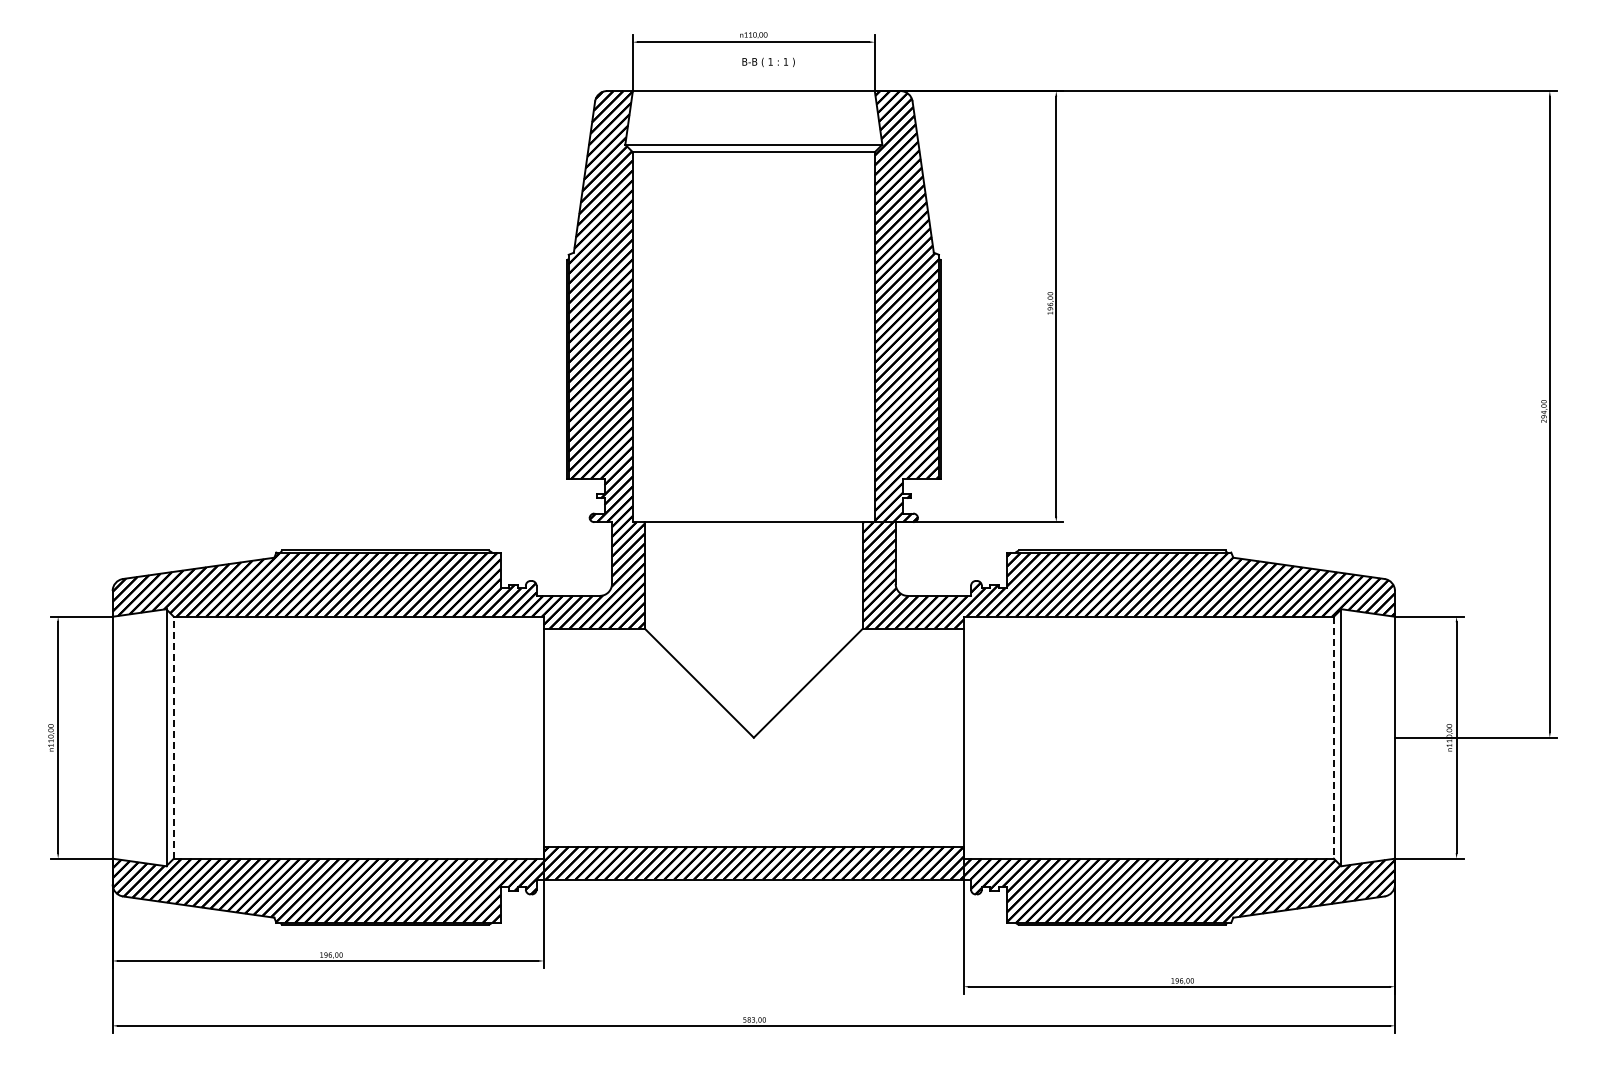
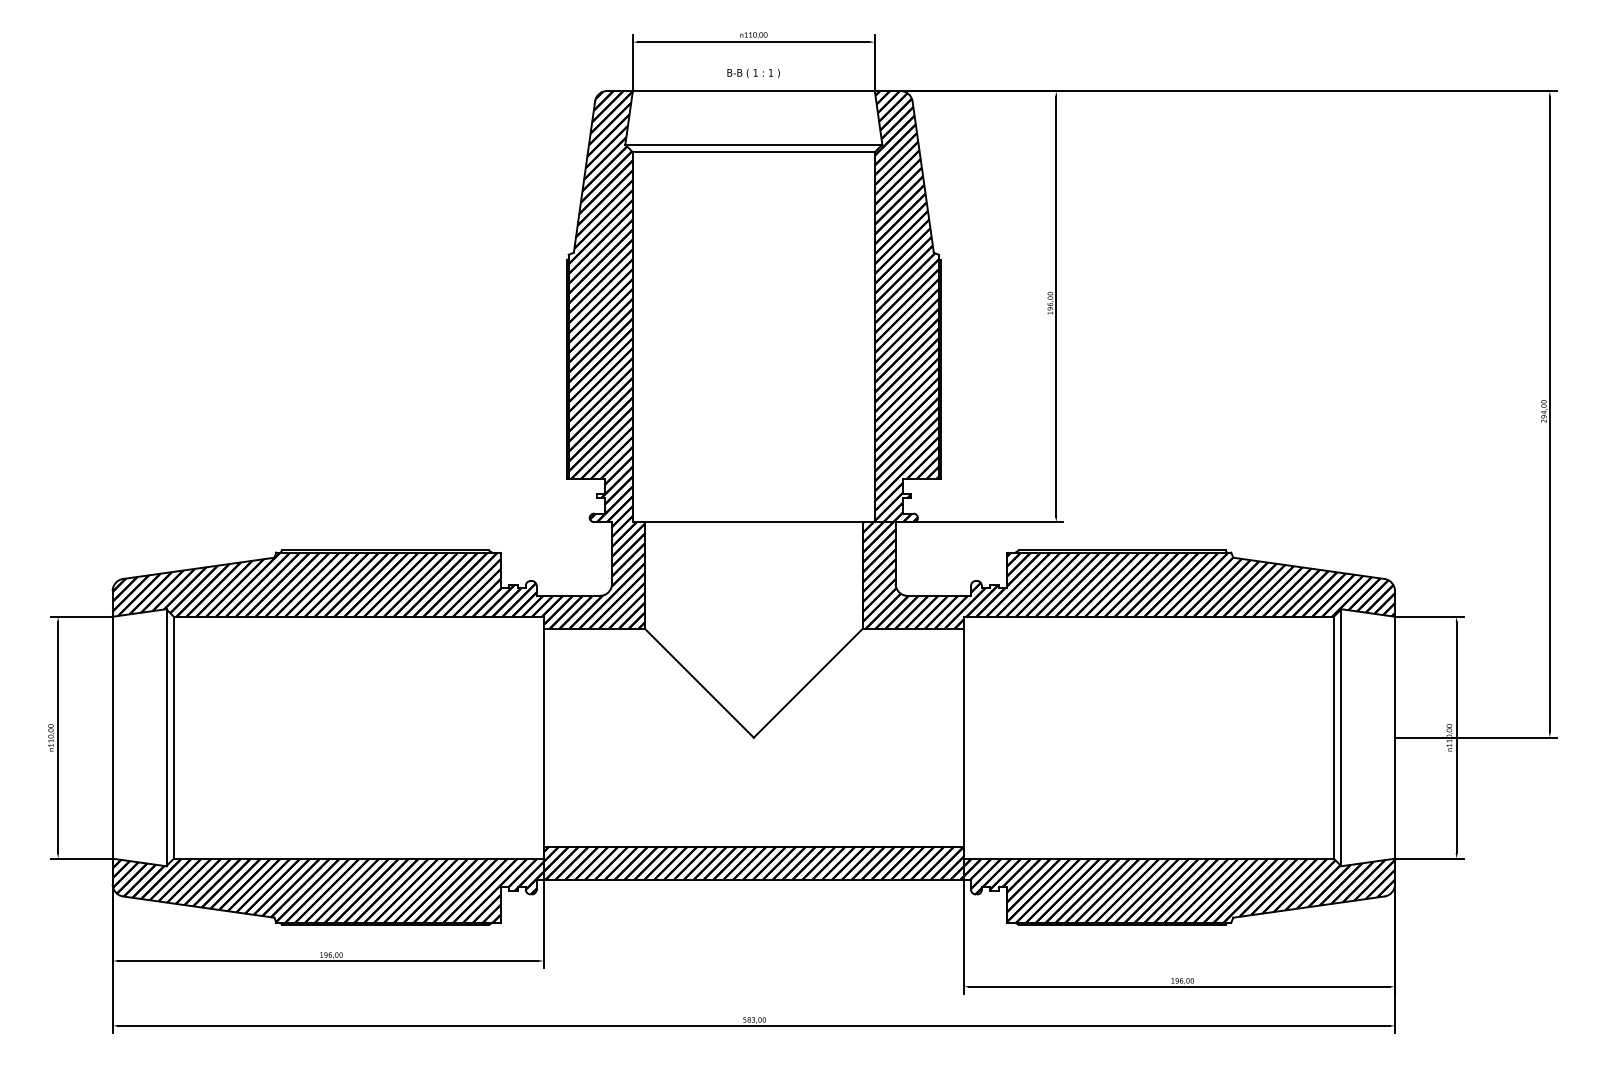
text position: (768, 61) -> (753, 72) (753, 72)
line: dashed -> solid (173, 737)
line: dashed -> solid (1333, 737)
